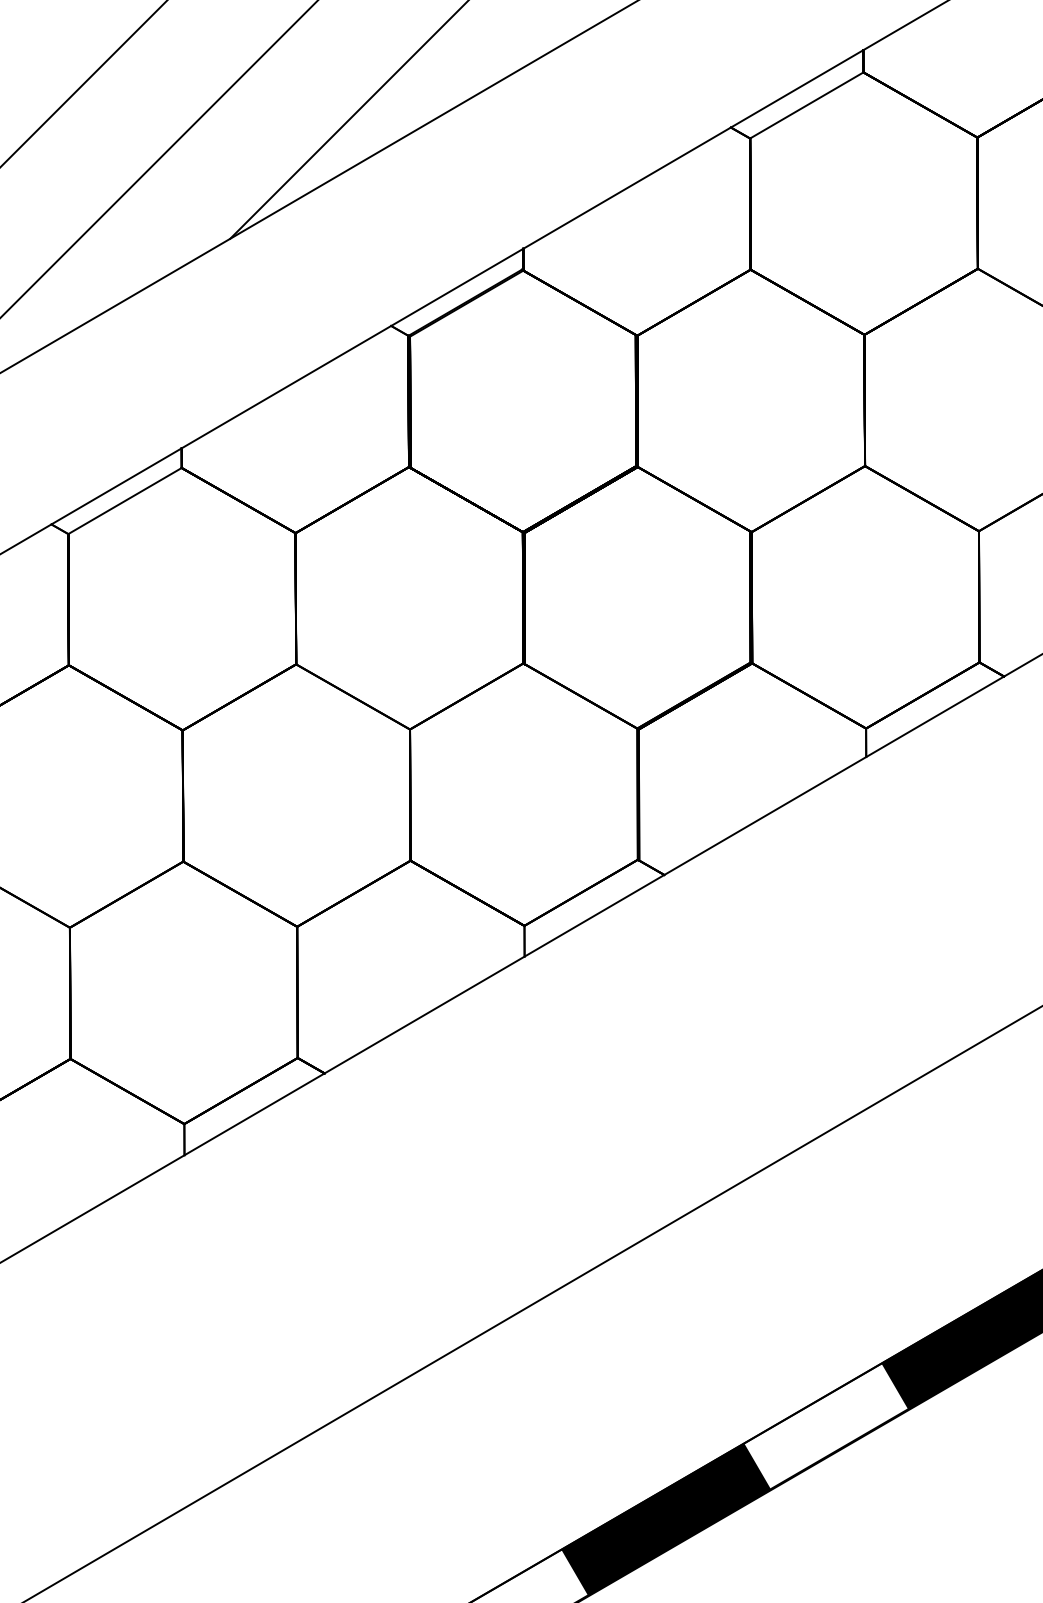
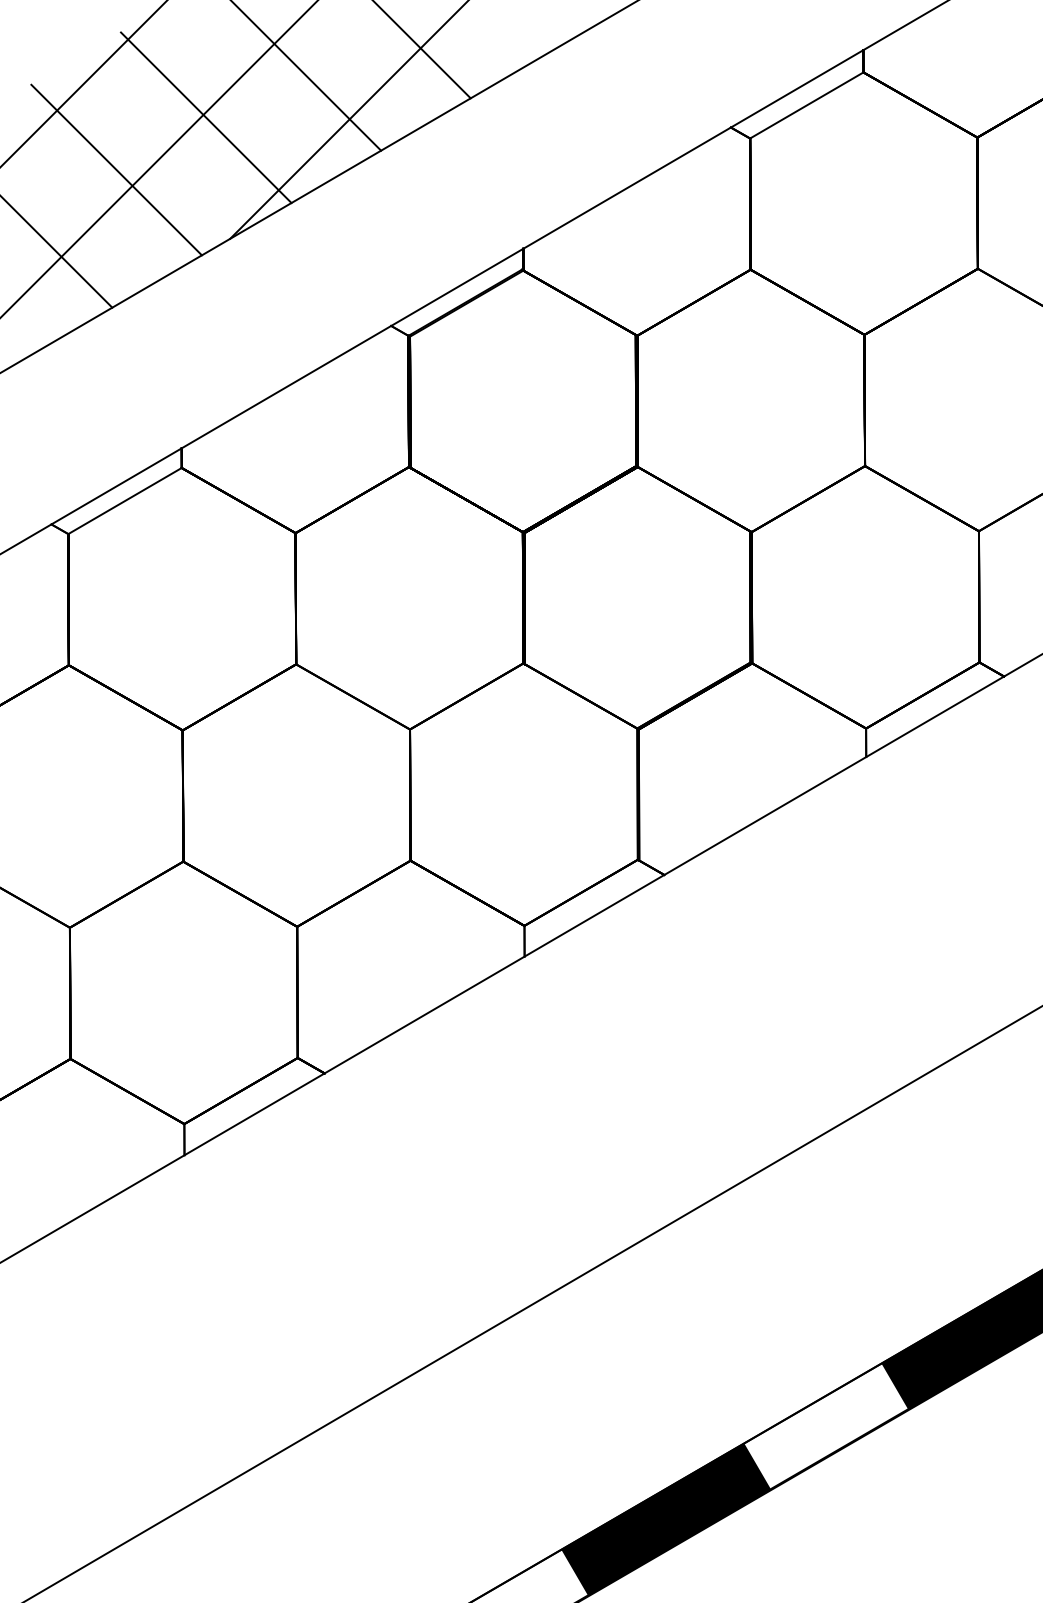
line: none -> present (422, 50)
line: none -> present (306, 76)
line: none -> present (206, 117)
line: none -> present (116, 169)
line: none -> present (57, 252)
